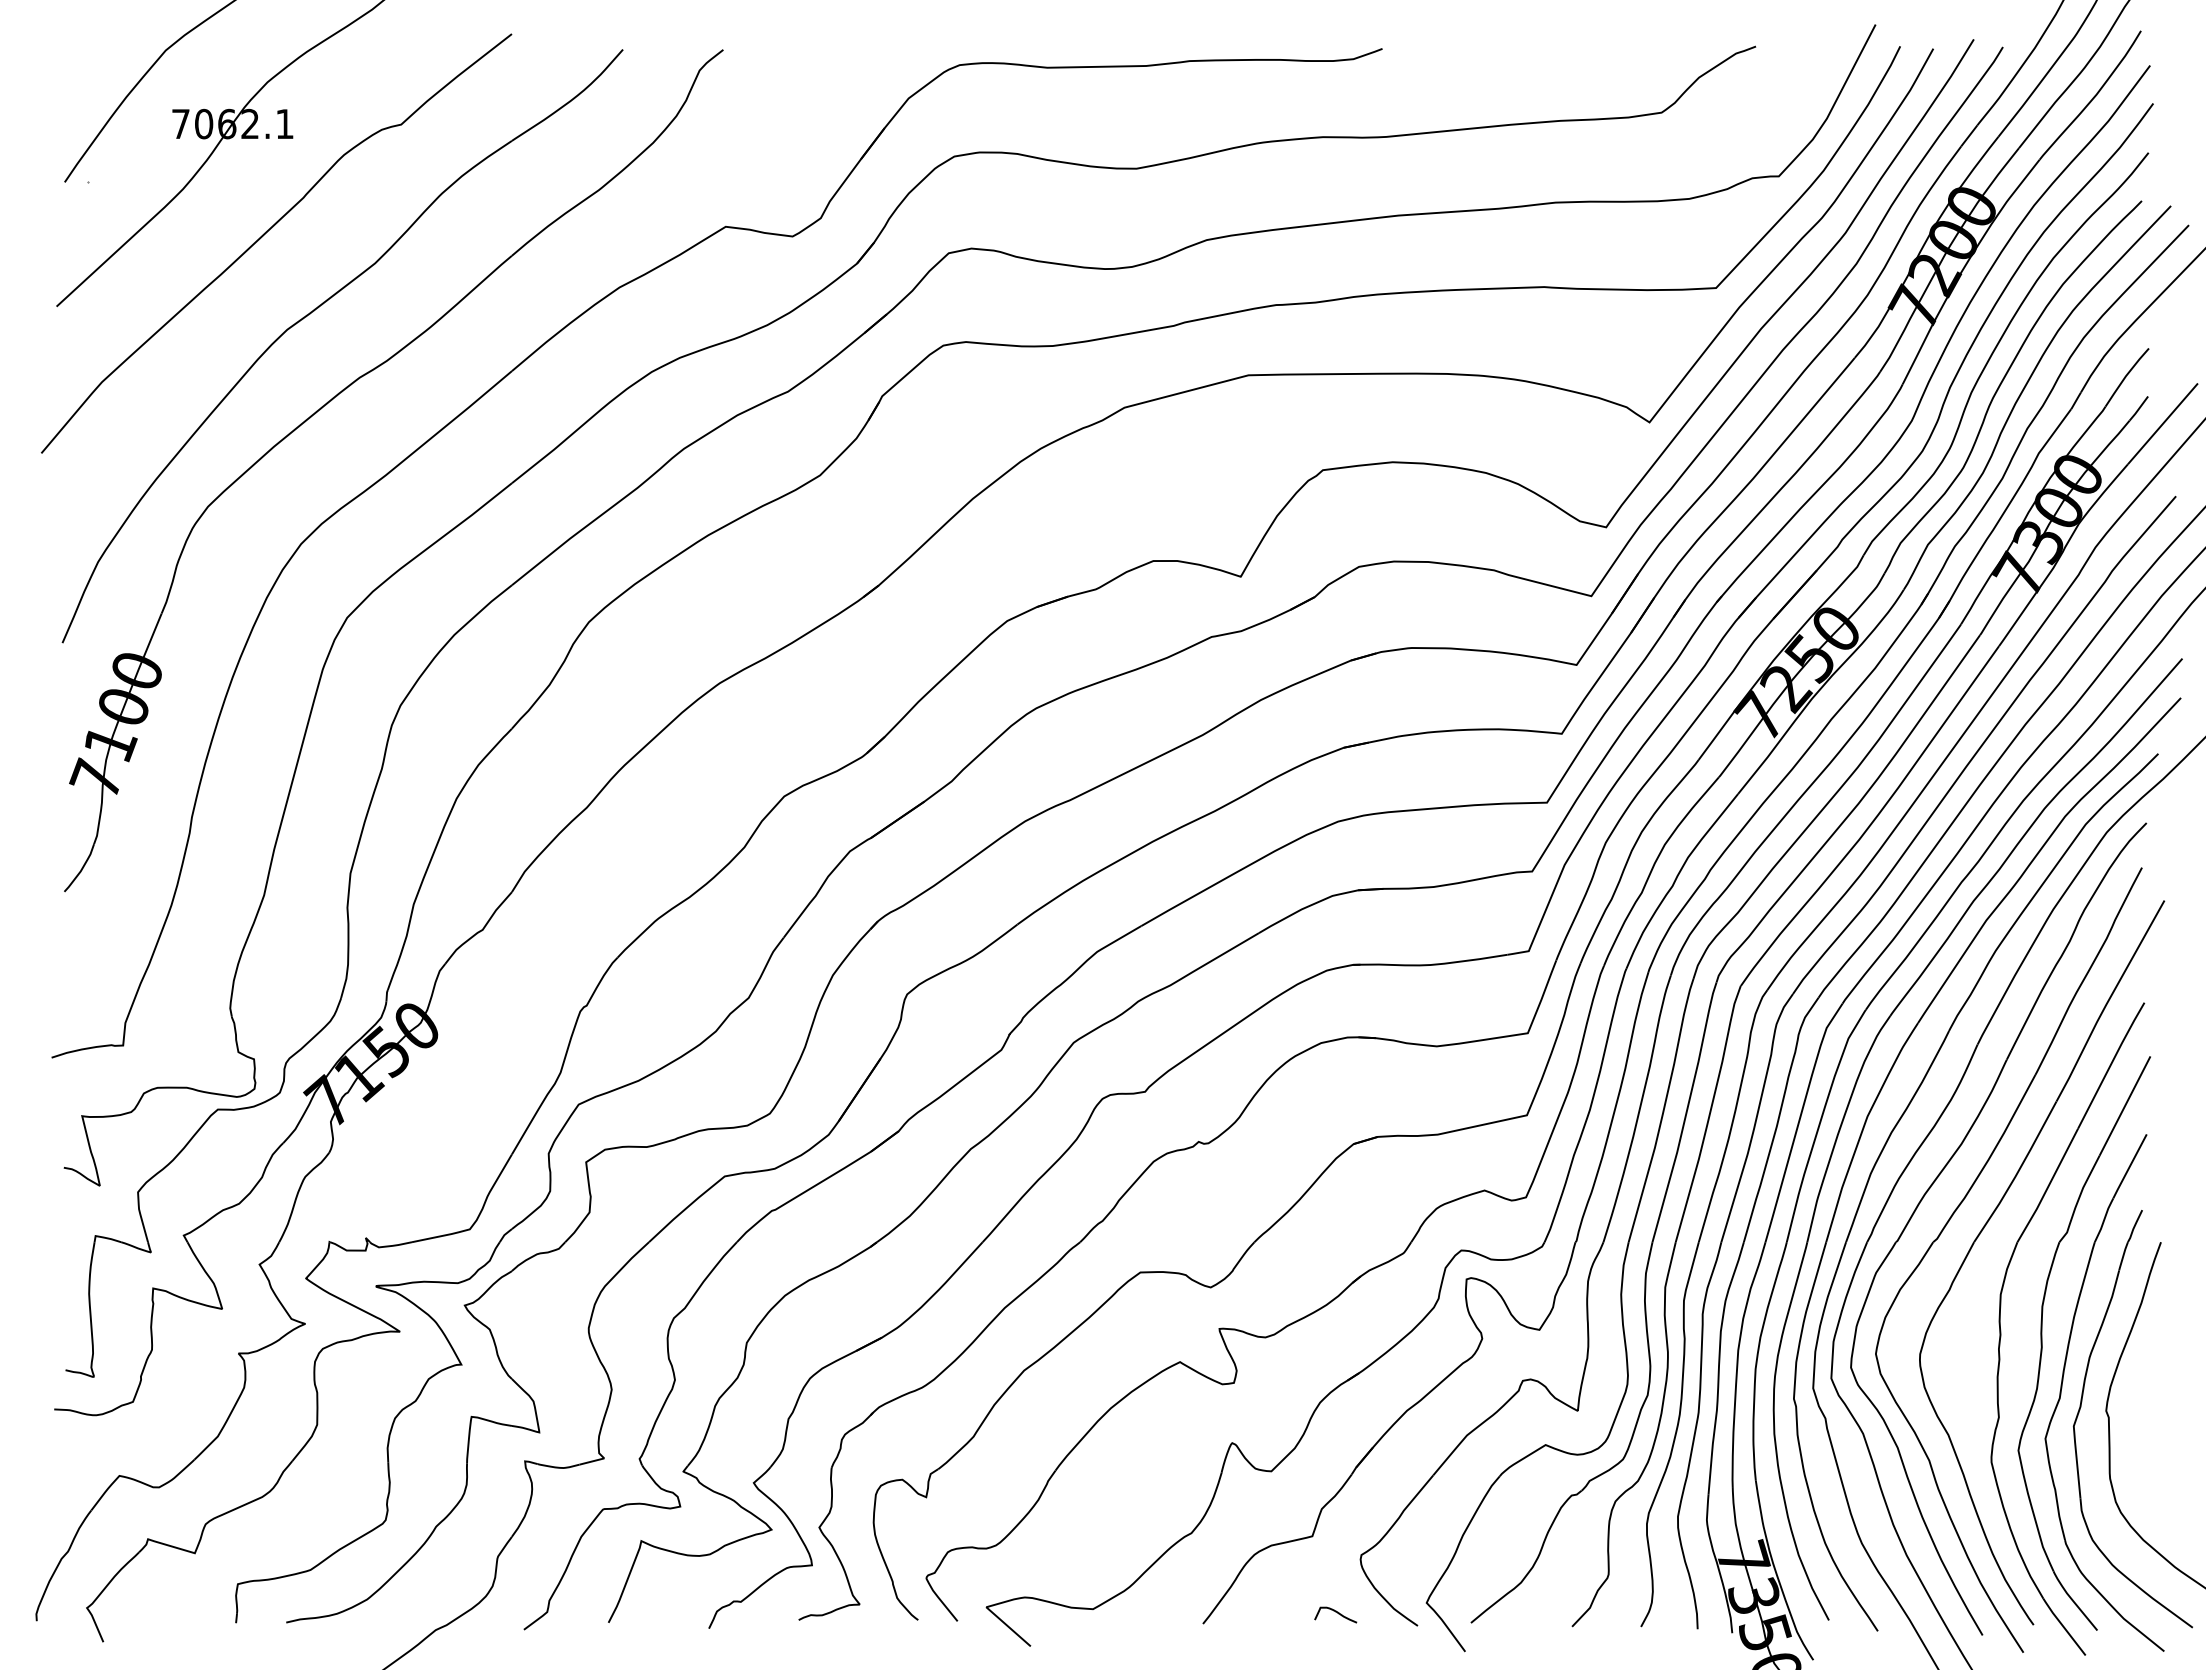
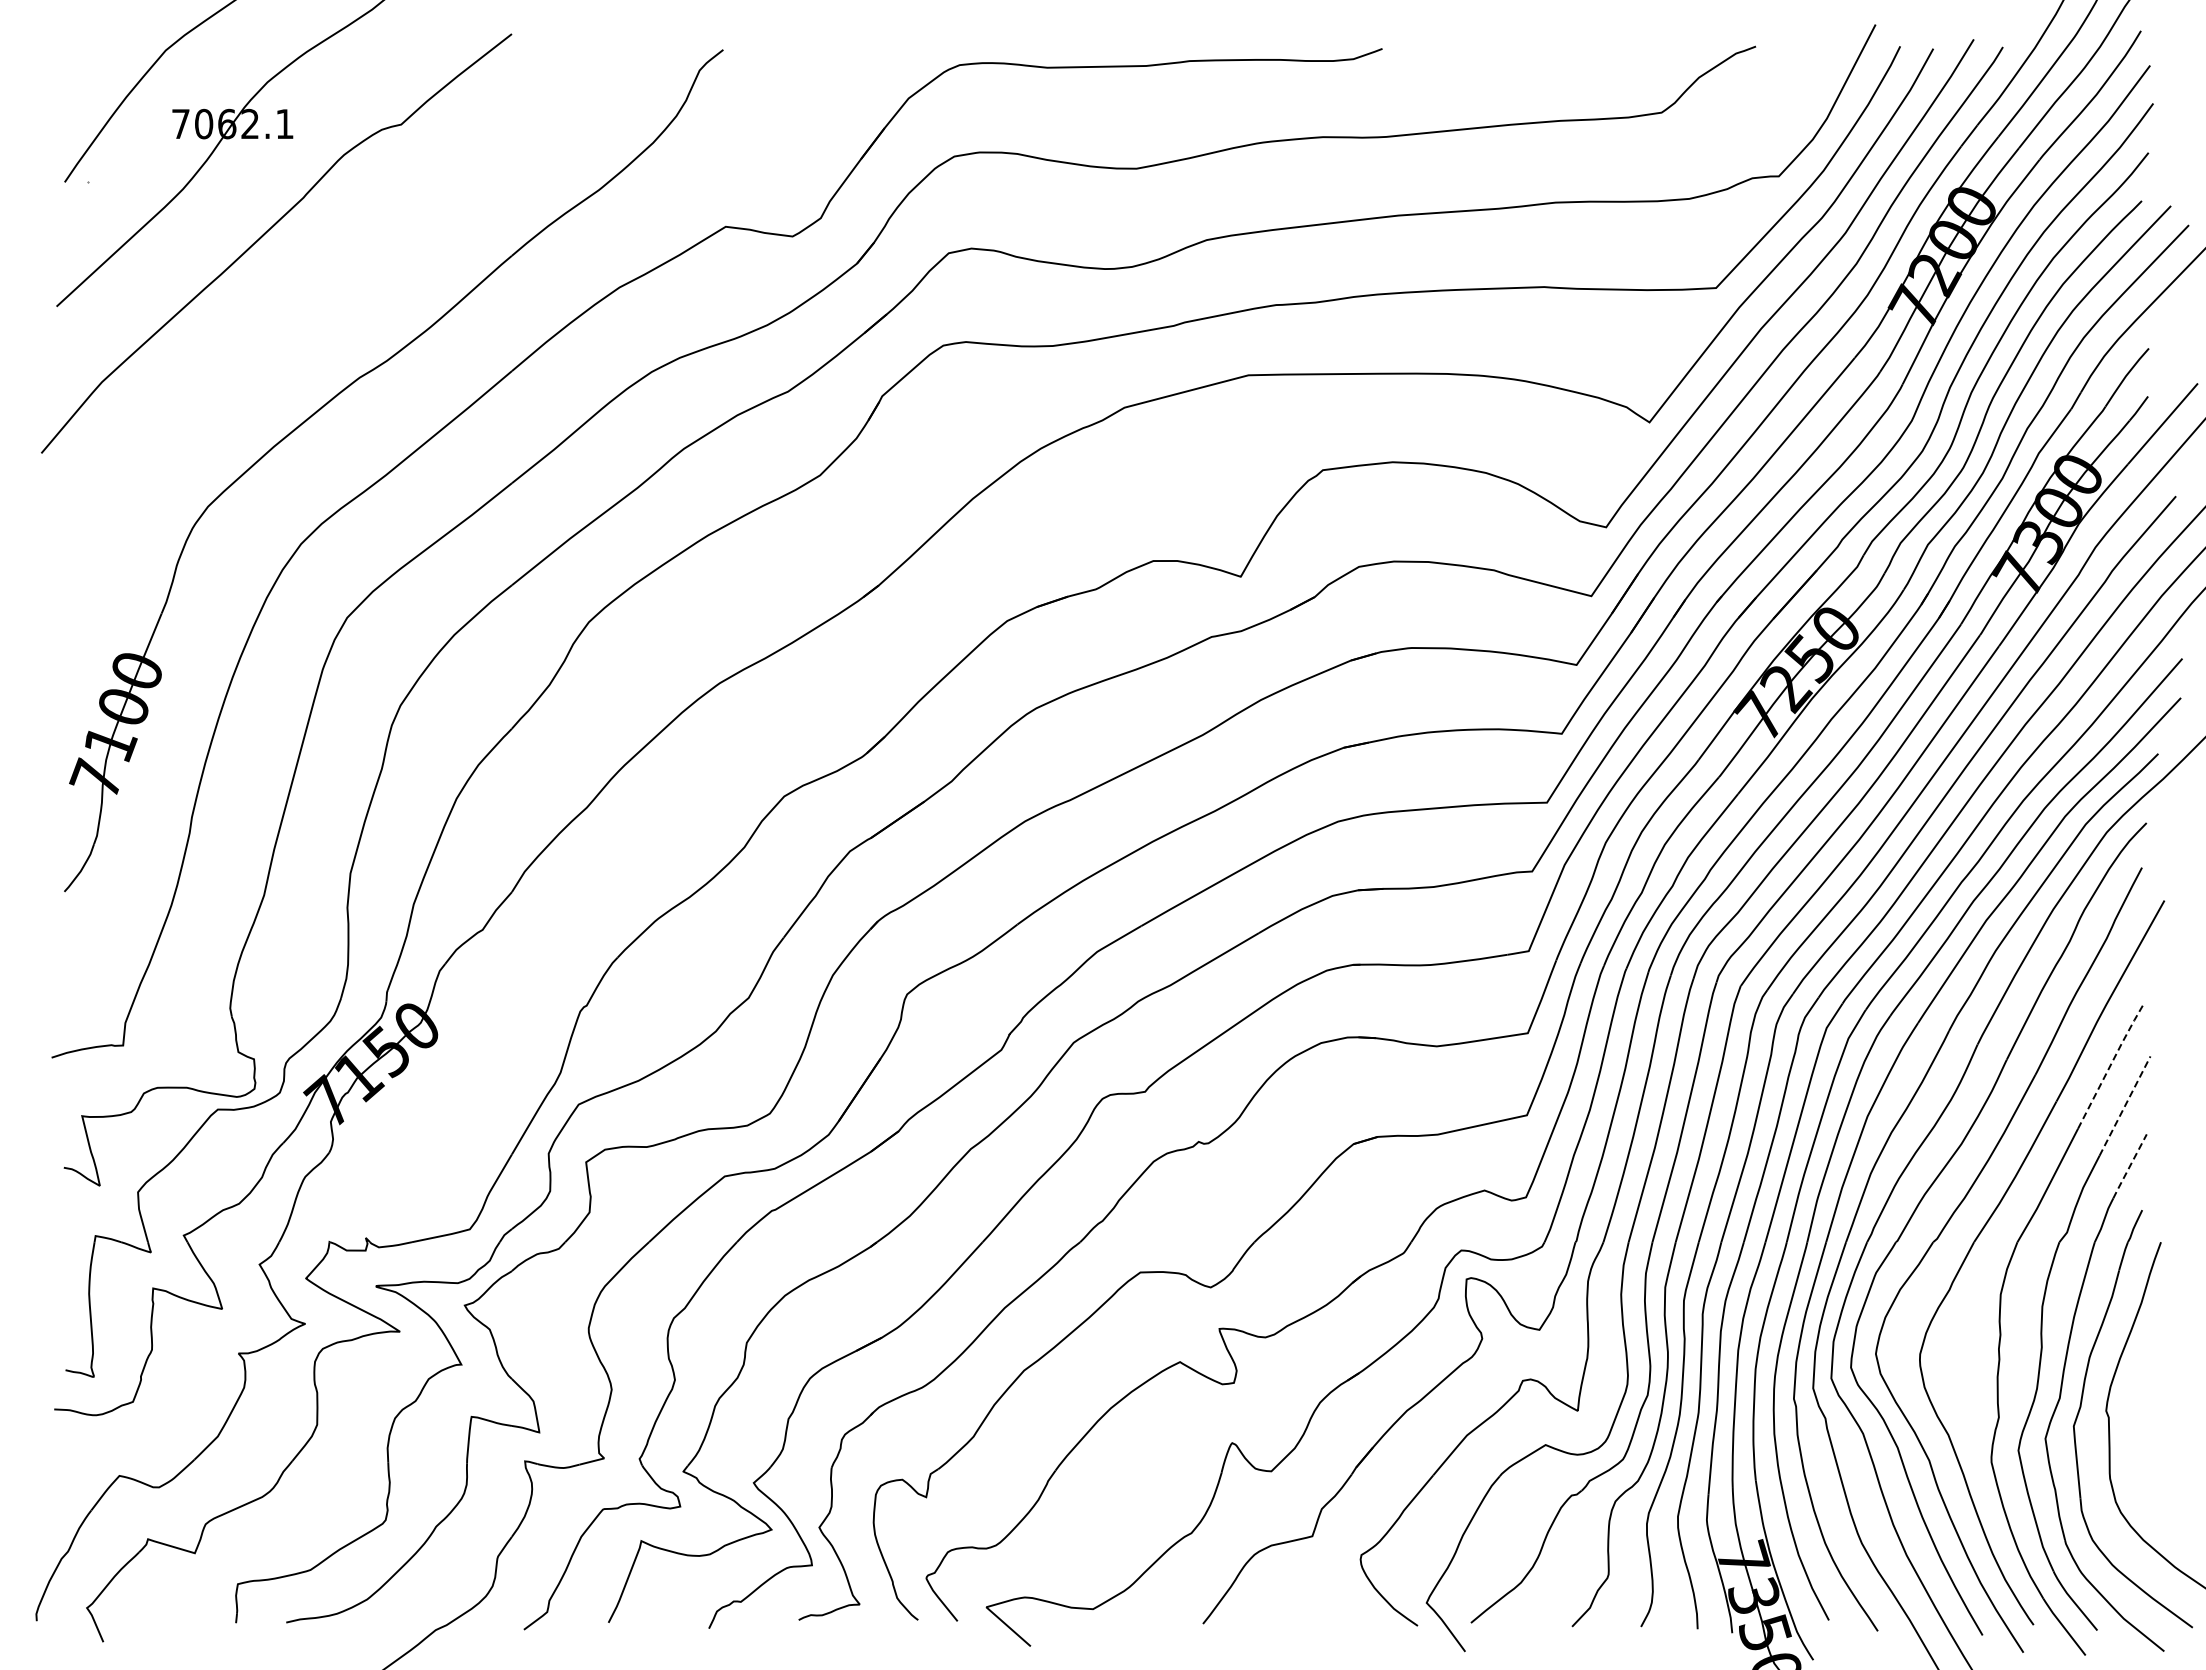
part: present -> none (314, 311)
line: solid -> dashed (2111, 1064)
line: solid -> dashed (2125, 1106)
line: solid -> dashed (2129, 1166)
curve: present -> none (1335, 1612)
